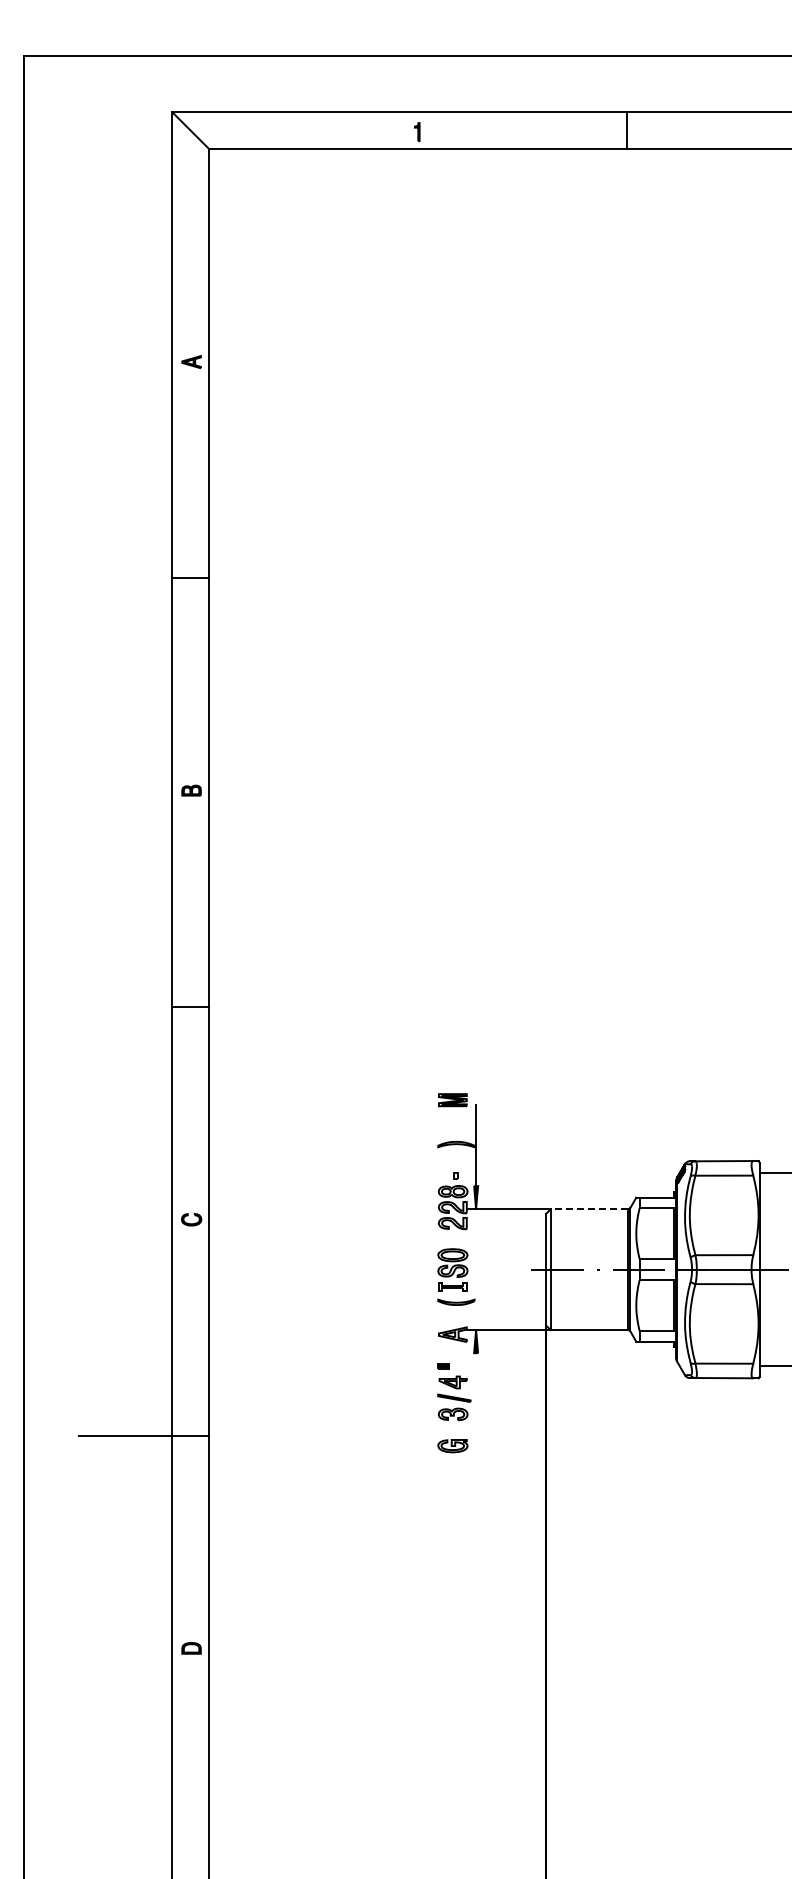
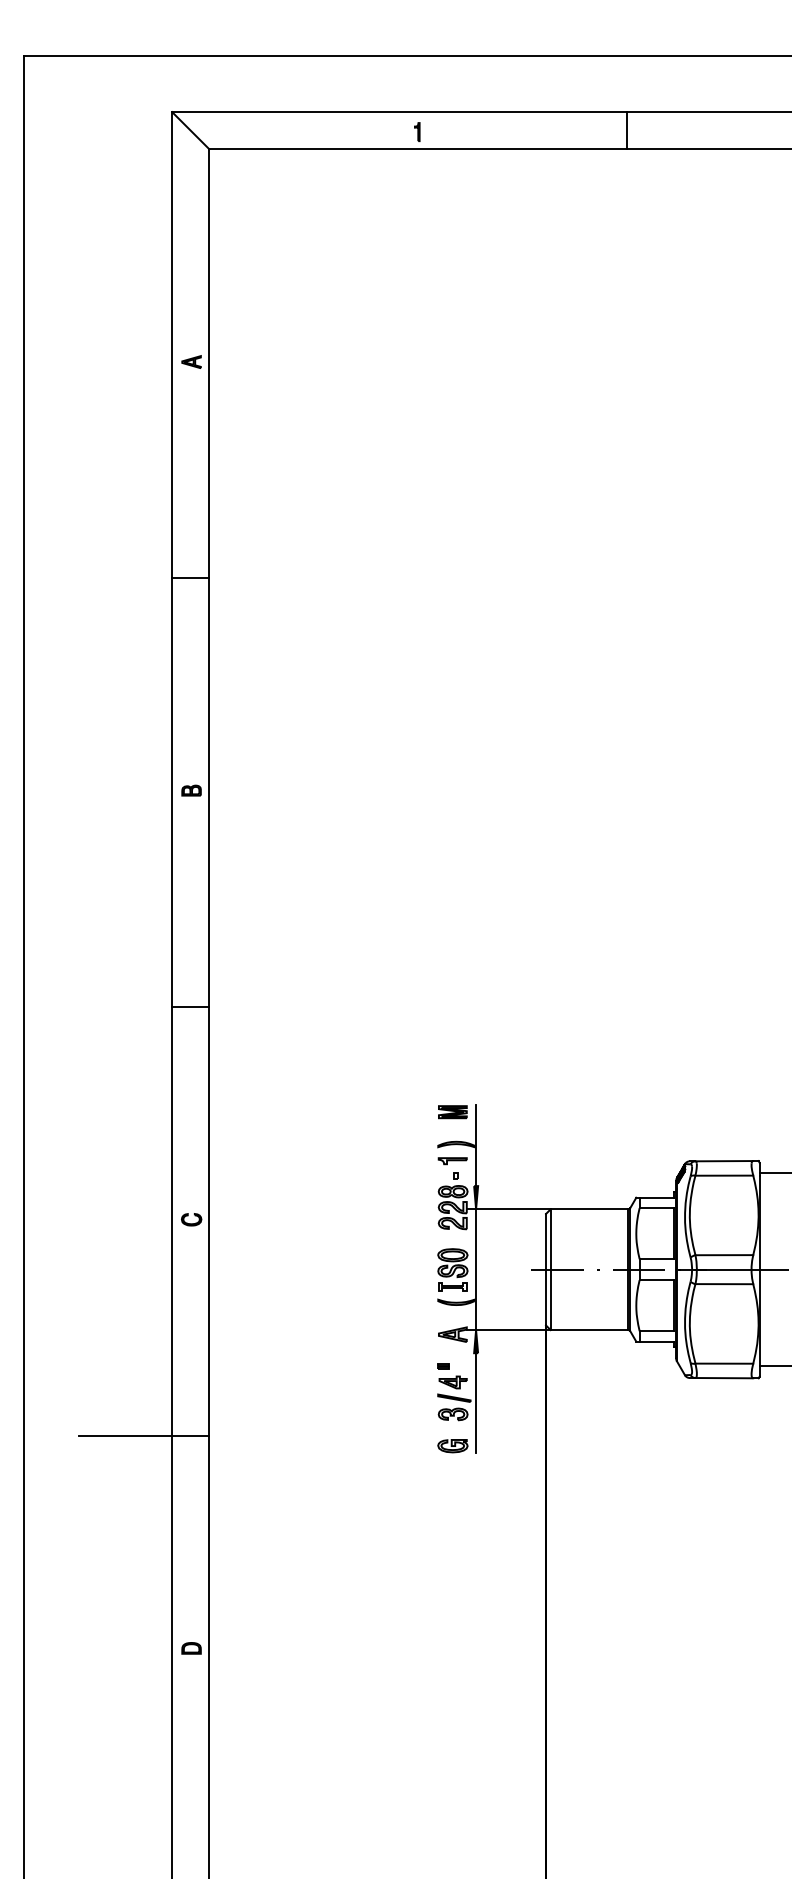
part position: (452, 1100) -> (452, 1112) (452, 1112)
part: none -> present (452, 1161)
line: dashed -> solid (589, 1209)
line: none -> present (476, 1269)
line: none -> present (476, 1403)
